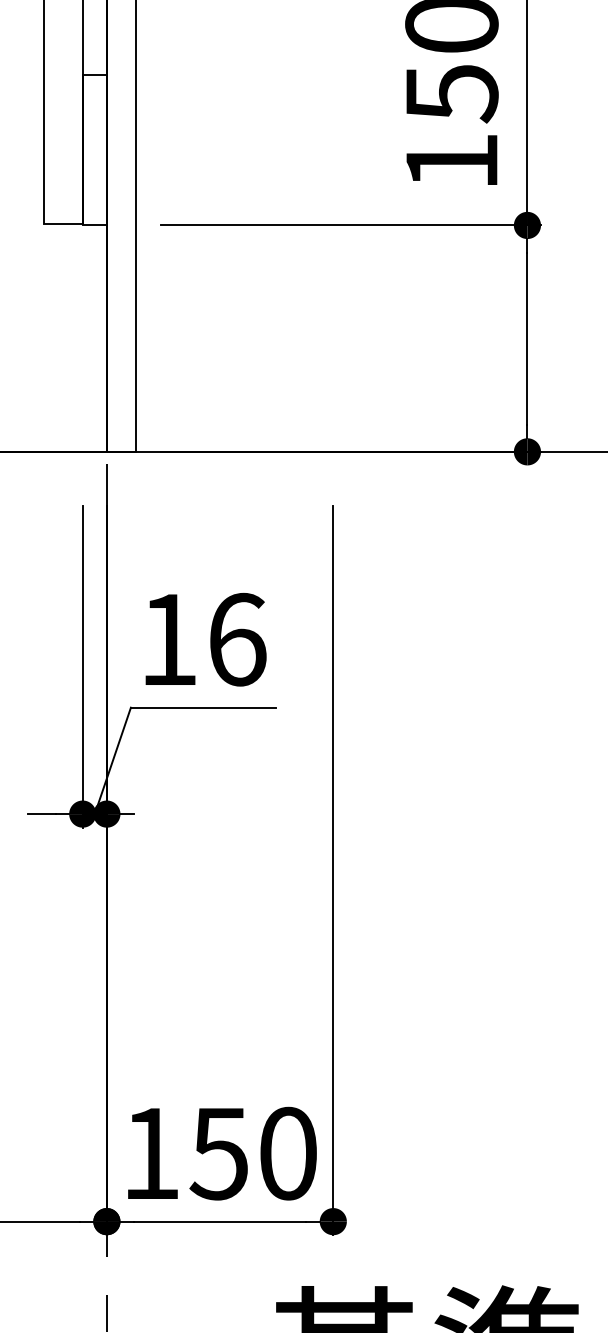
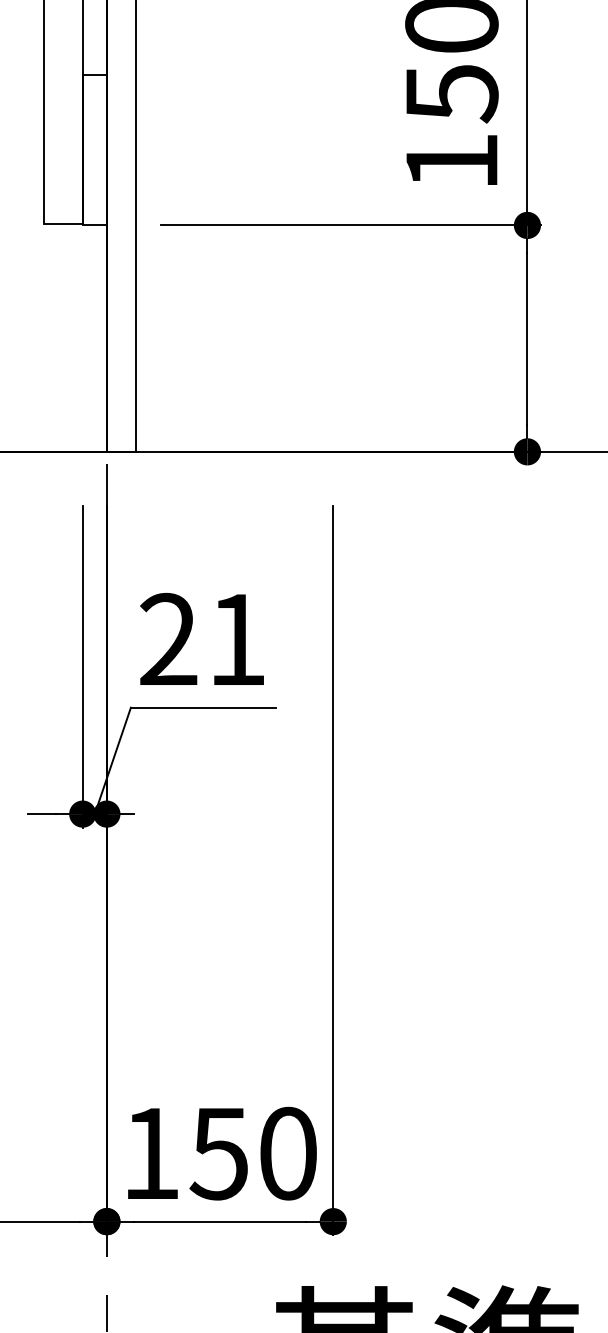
text: 16 -> 21 (203, 639)
